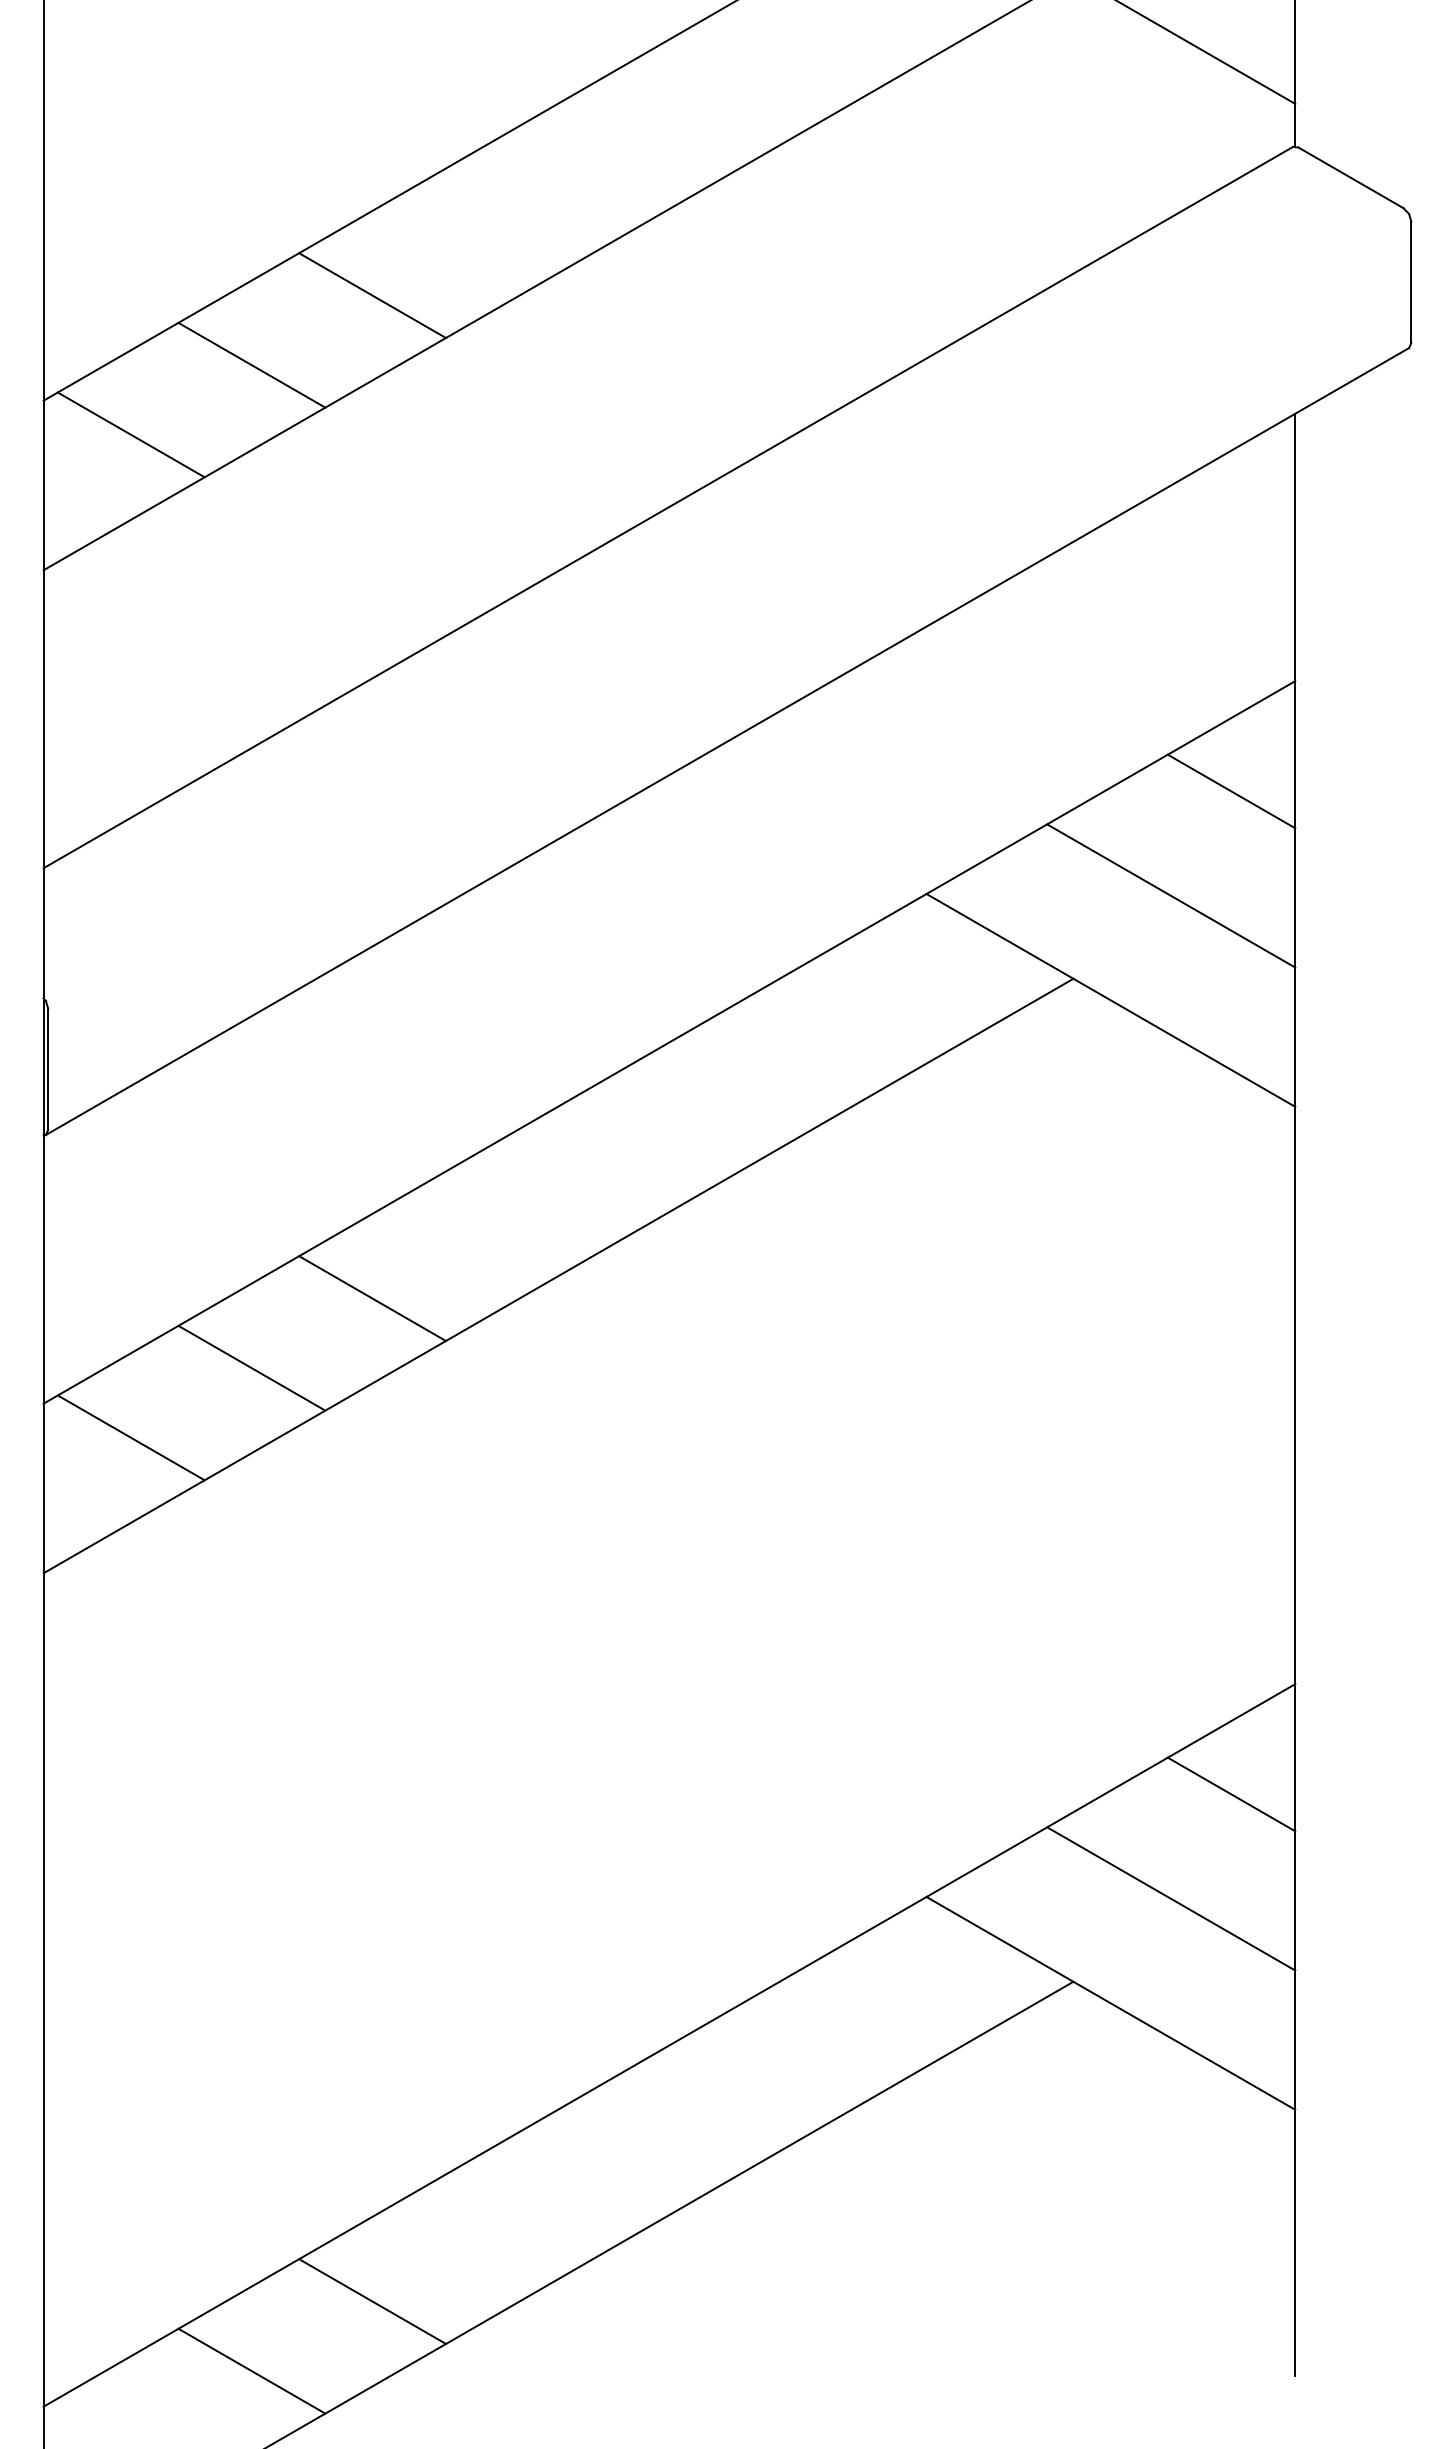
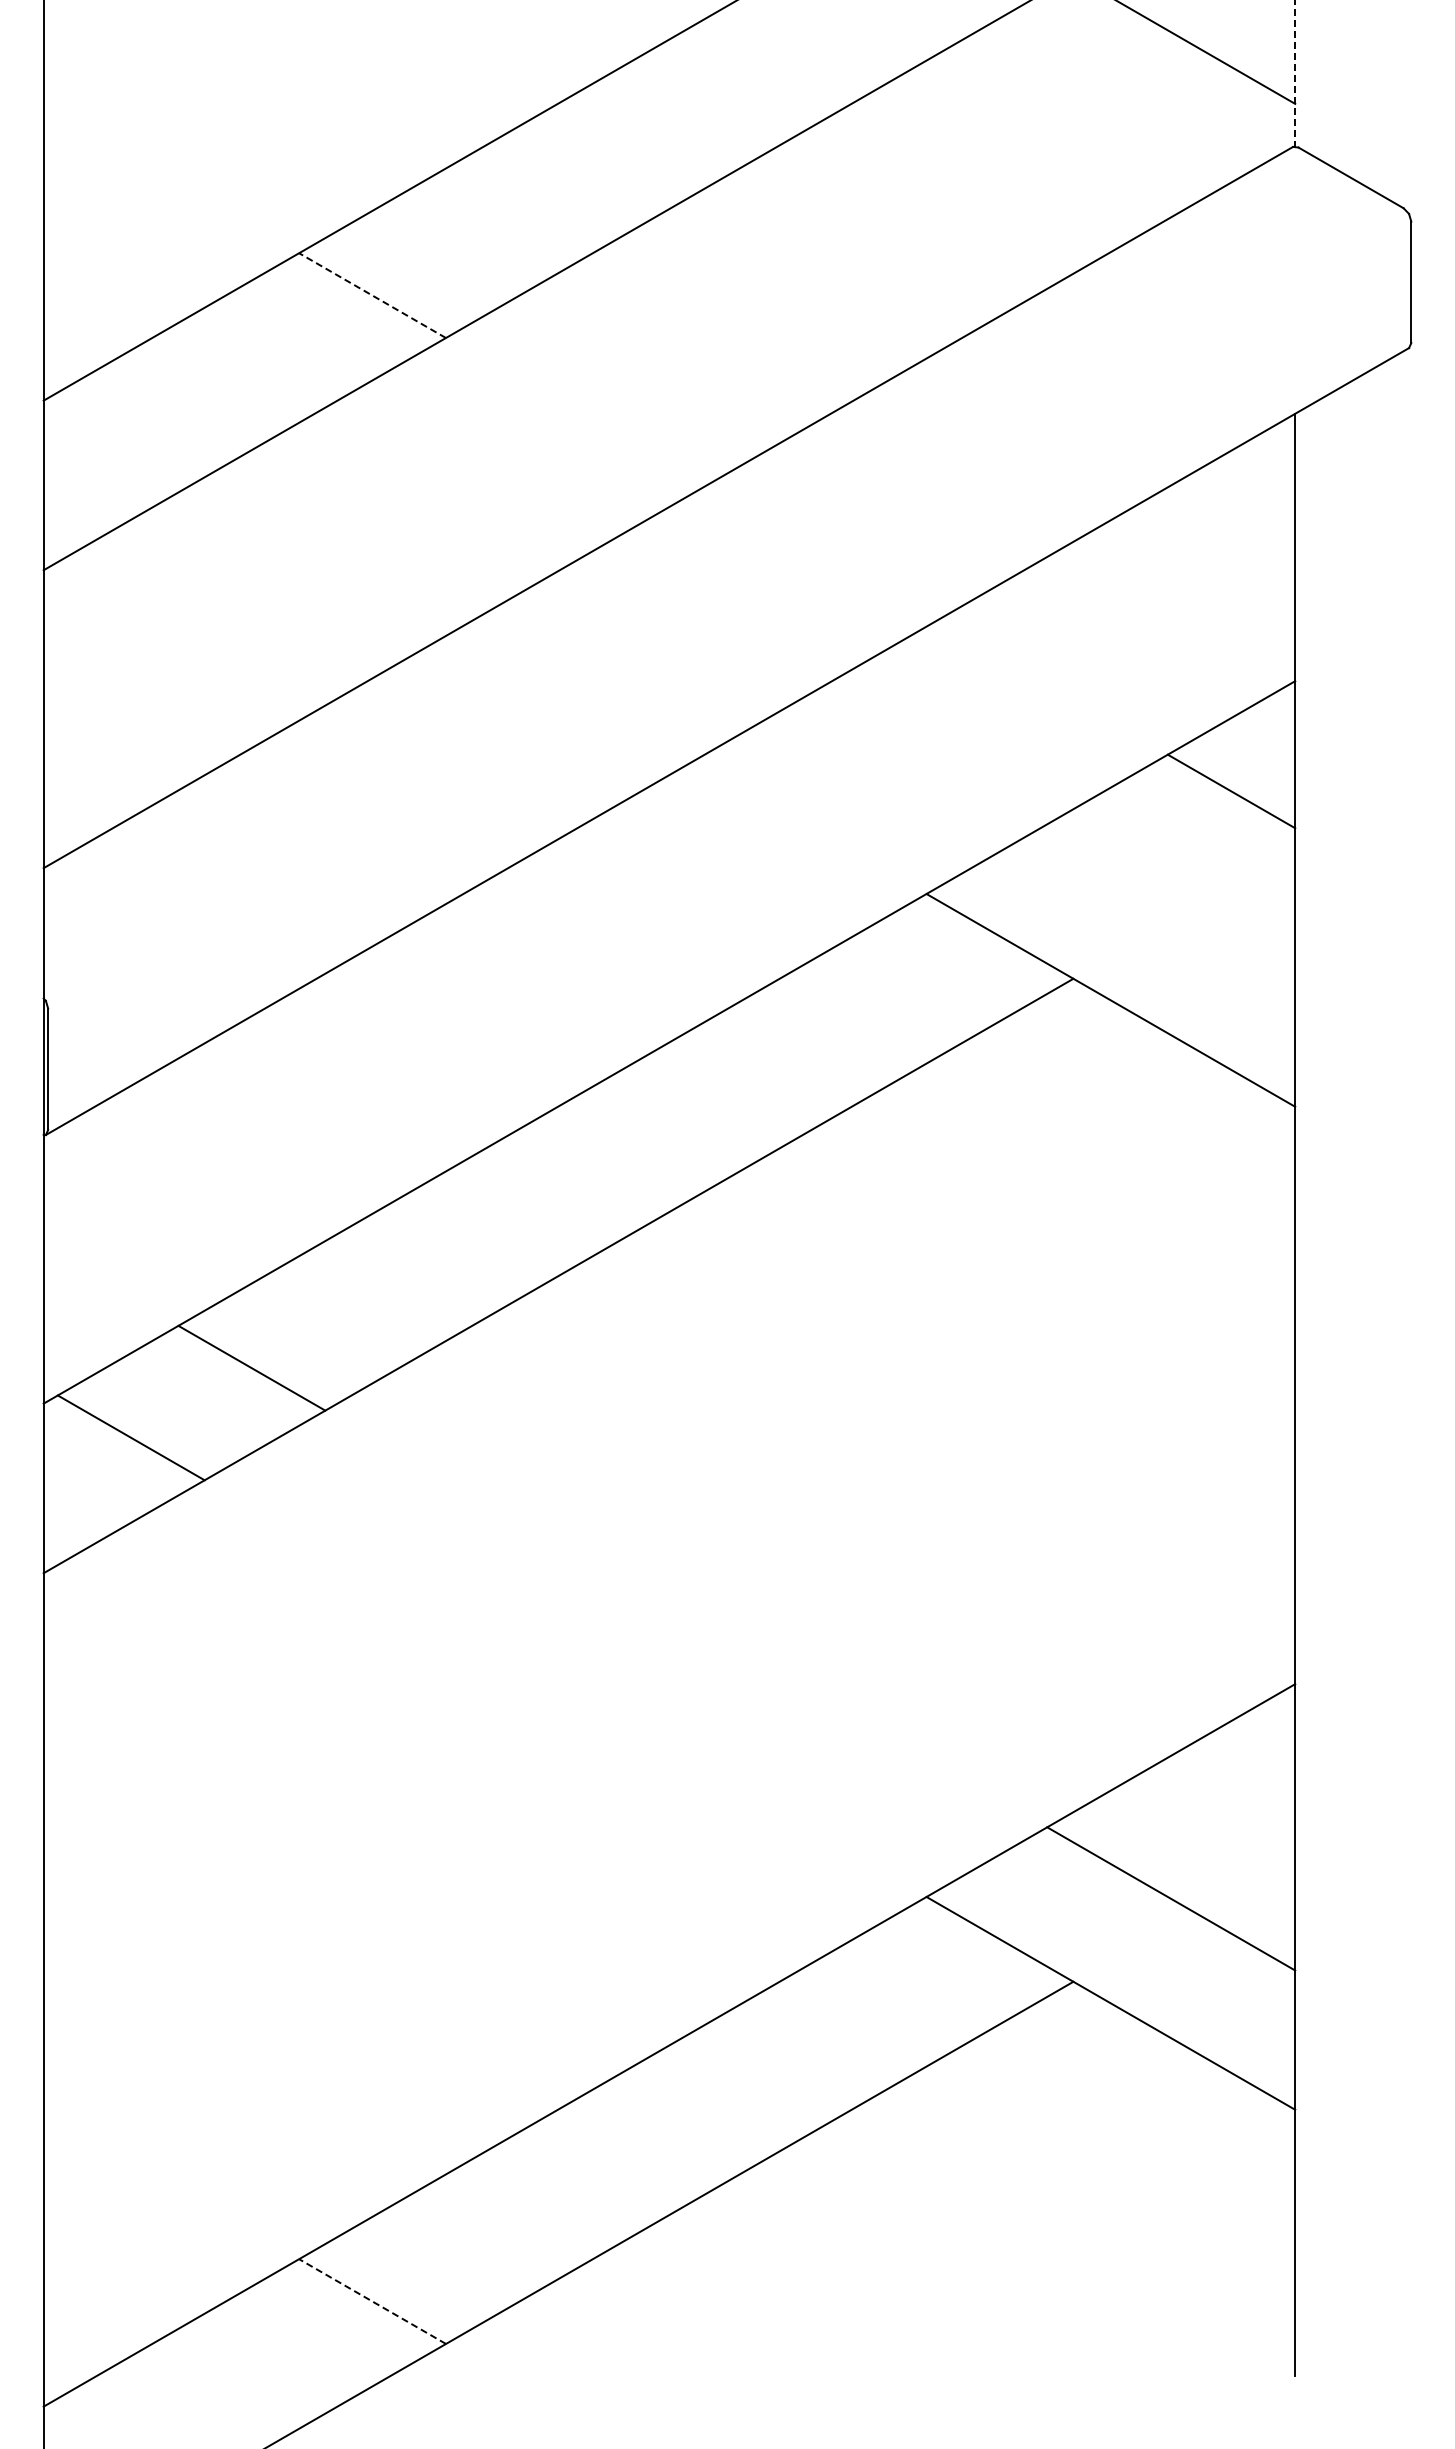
line: solid -> dashed (1295, 74)
line: solid -> dashed (372, 295)
line: present -> none (251, 364)
line: present -> none (130, 434)
line: present -> none (1171, 895)
line: present -> none (372, 1298)
line: present -> none (1231, 1794)
line: solid -> dashed (372, 2301)
line: present -> none (251, 2370)
